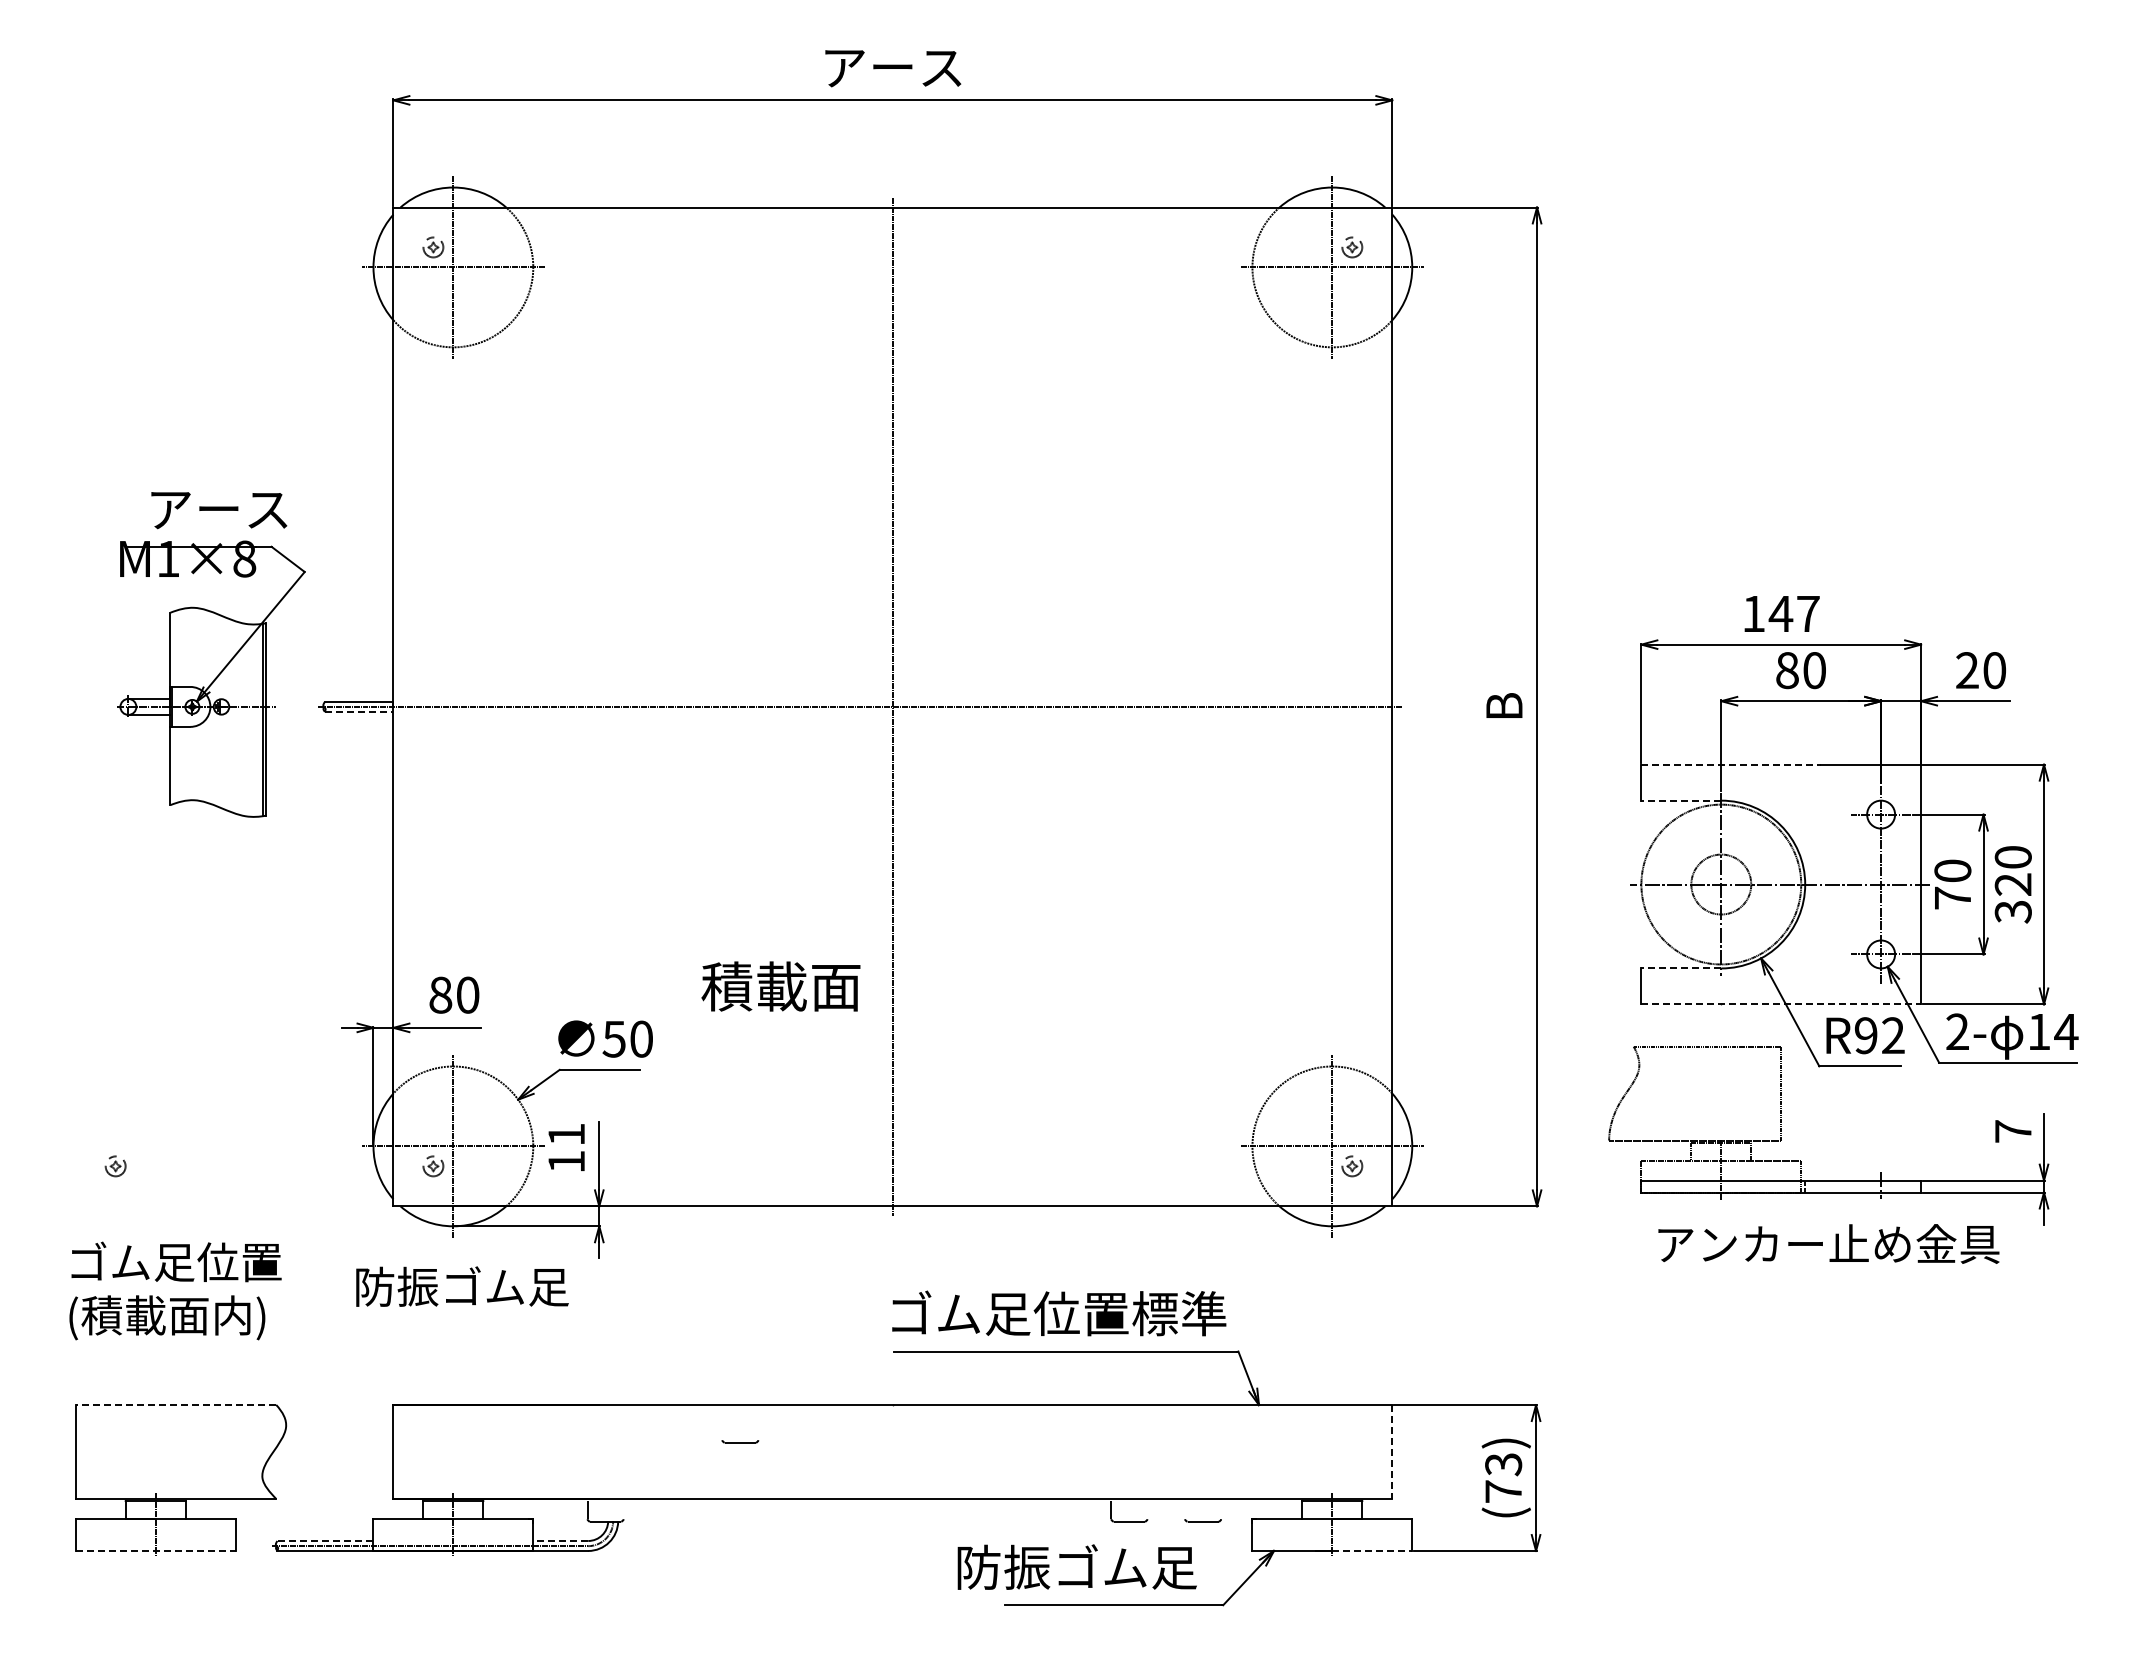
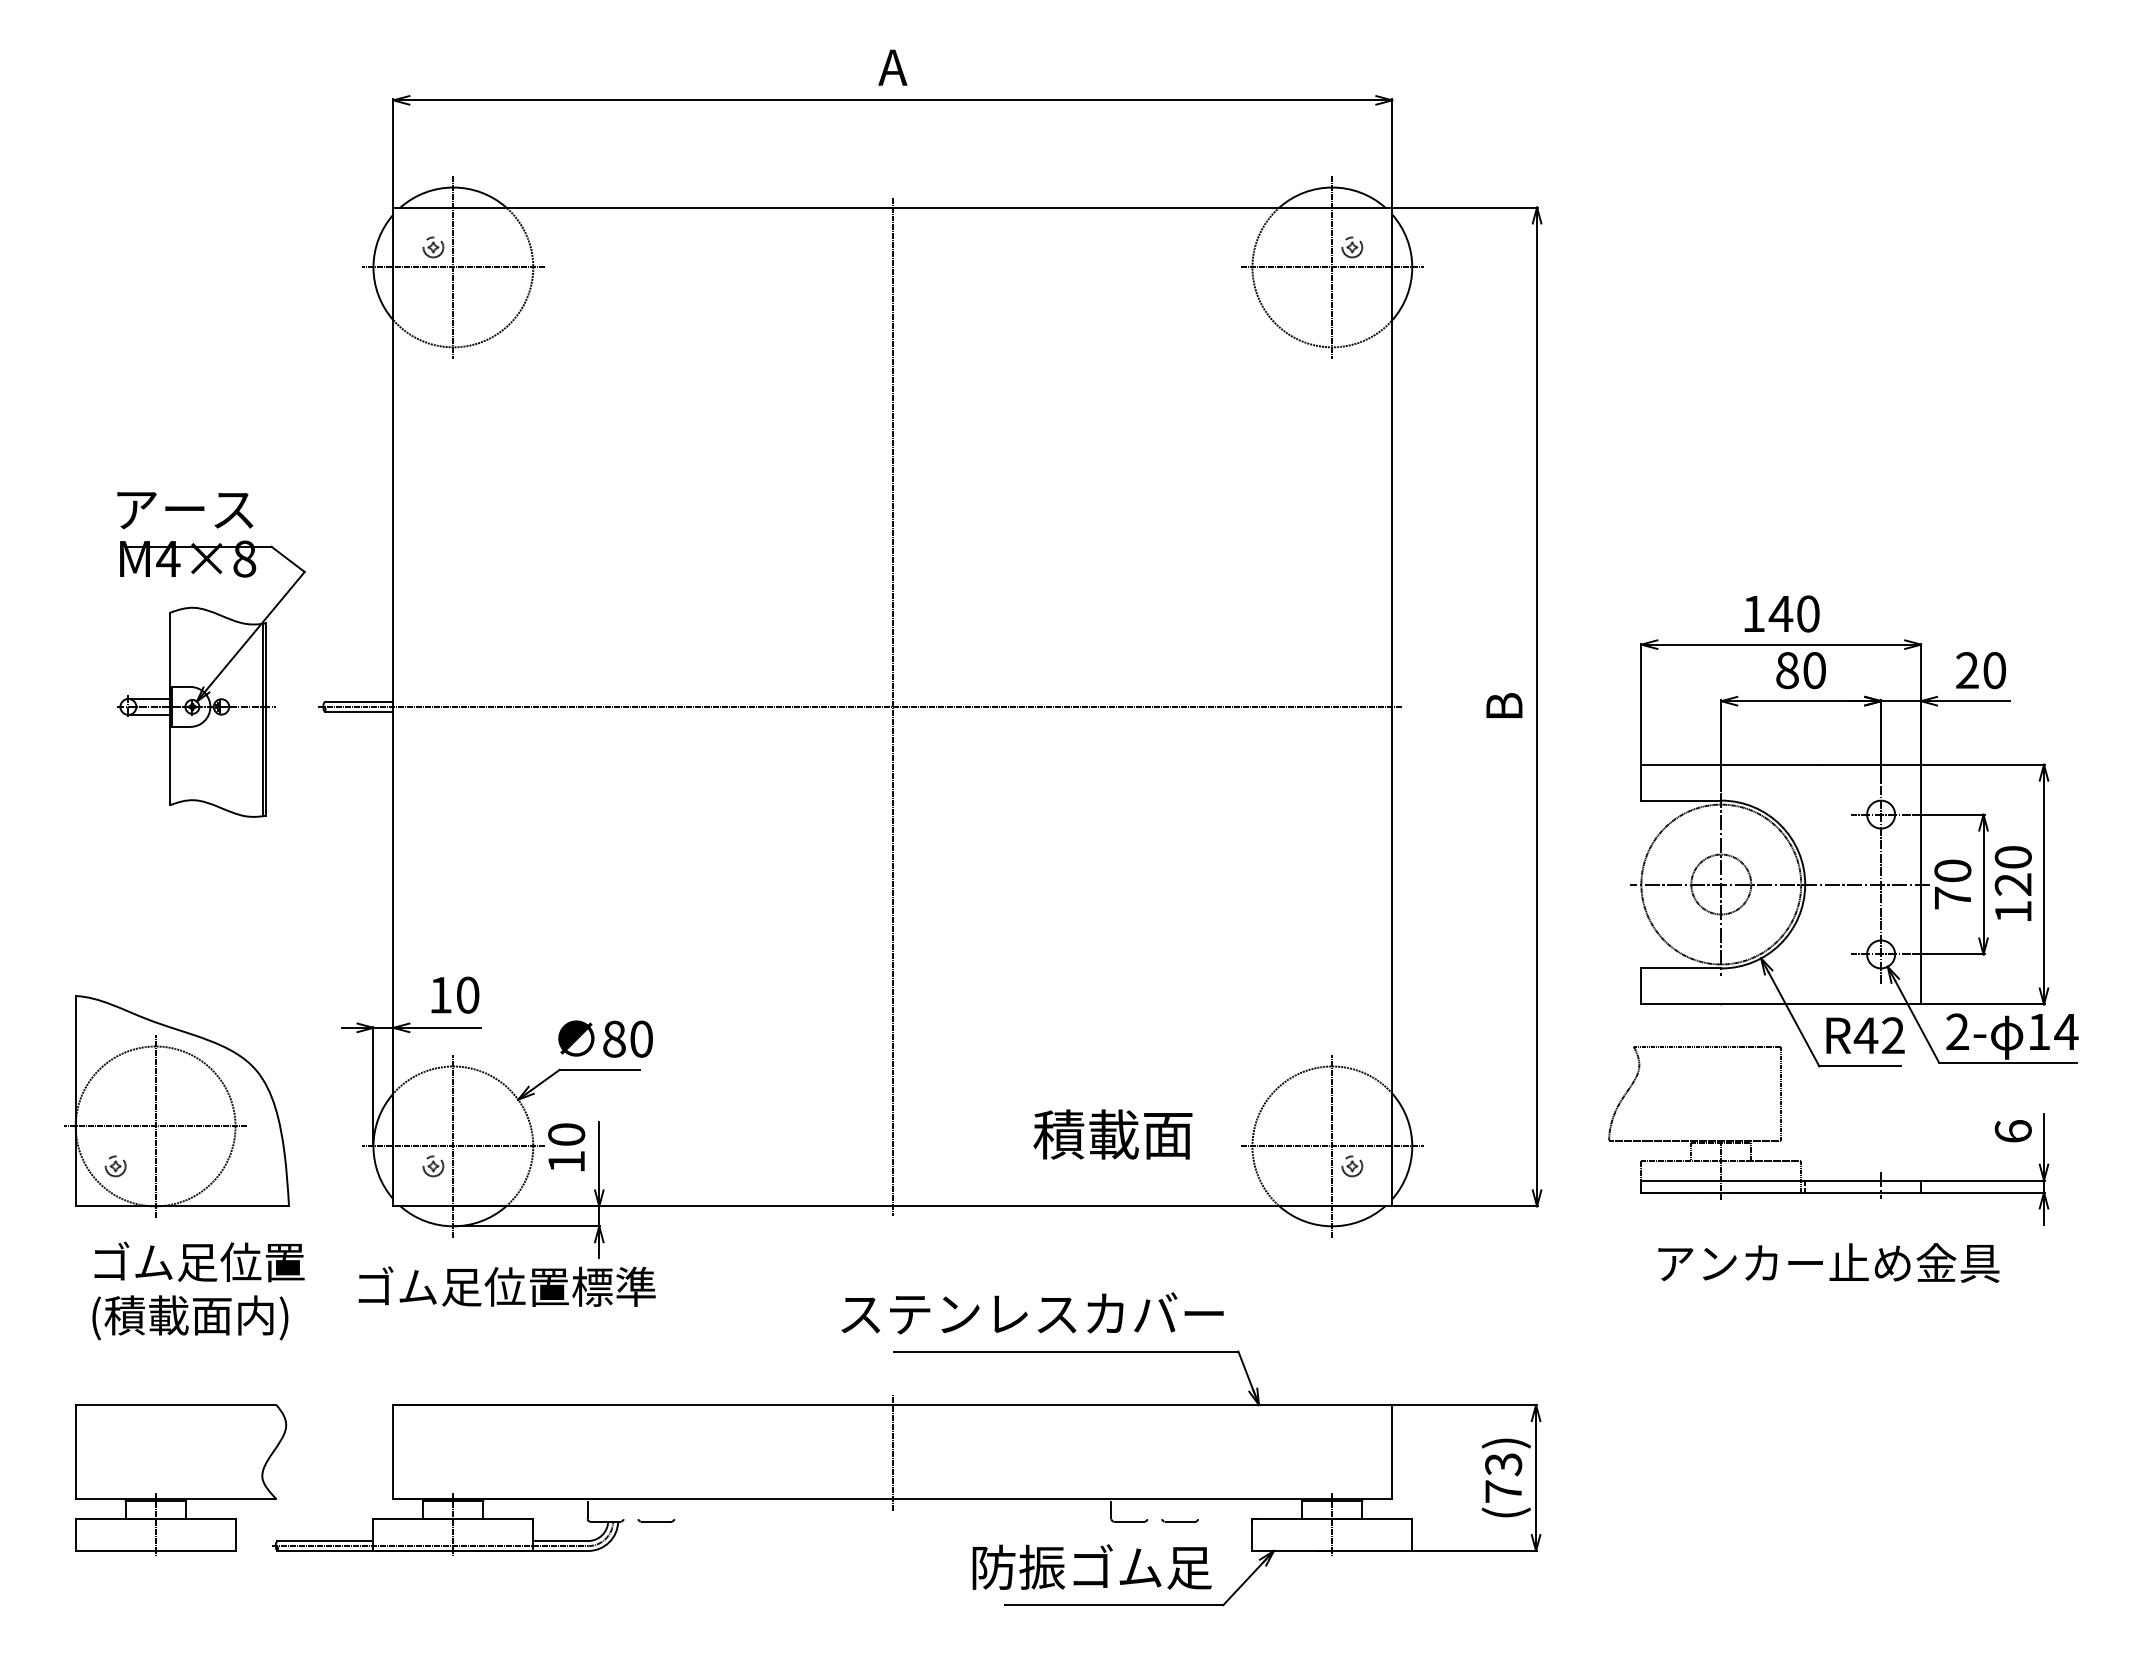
text: アース -> A (893, 68)
text position: (219, 510) -> (185, 510) (185, 510)
text: M1×8 -> M4×8 (168, 558)
text: 147 -> 140 (1808, 613)
line: dashed -> solid (359, 711)
line: dashed -> solid (1731, 764)
line: dashed -> solid (1681, 800)
text: 320 -> 120 (2012, 912)
line: dashed -> solid (1681, 968)
text position: (780, 986) -> (1112, 1134) (1112, 1134)
text: 80 -> 10 (440, 994)
line: dashed -> solid (1781, 1004)
text: R92 -> R42 (1865, 1035)
text: 50 -> 80 (613, 1038)
part: none -> present (176, 1106)
text: 7 -> 6 (2012, 1131)
text: 11 -> 10 (566, 1134)
text position: (1828, 1243) -> (1828, 1262) (1828, 1262)
text: 防振ゴム足 -> ゴム足位置標準 (505, 1286)
text position: (175, 1290) -> (198, 1290) (198, 1290)
text: ゴム足位置標準 -> ステンレスカバー (1033, 1313)
line: dashed -> solid (175, 1405)
part position: (740, 1441) -> (656, 1520) (656, 1520)
line: none -> present (892, 1452)
line: dashed -> solid (1392, 1452)
part position: (1202, 1520) -> (1179, 1520) (1179, 1520)
line: dashed -> solid (324, 1541)
line: dashed -> solid (560, 1541)
line: dashed -> solid (155, 1550)
line: dashed -> solid (1372, 1550)
text position: (1076, 1566) -> (1091, 1566) (1091, 1566)
